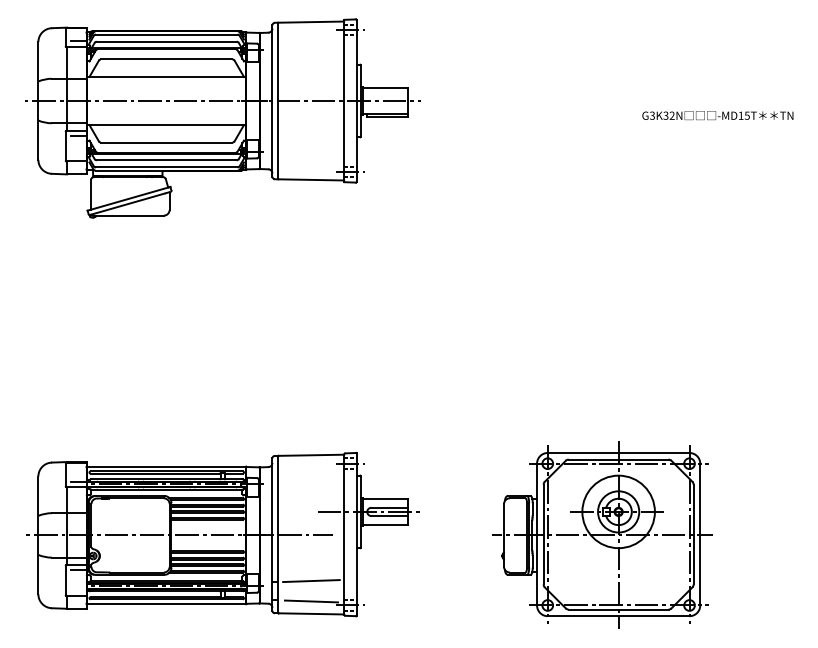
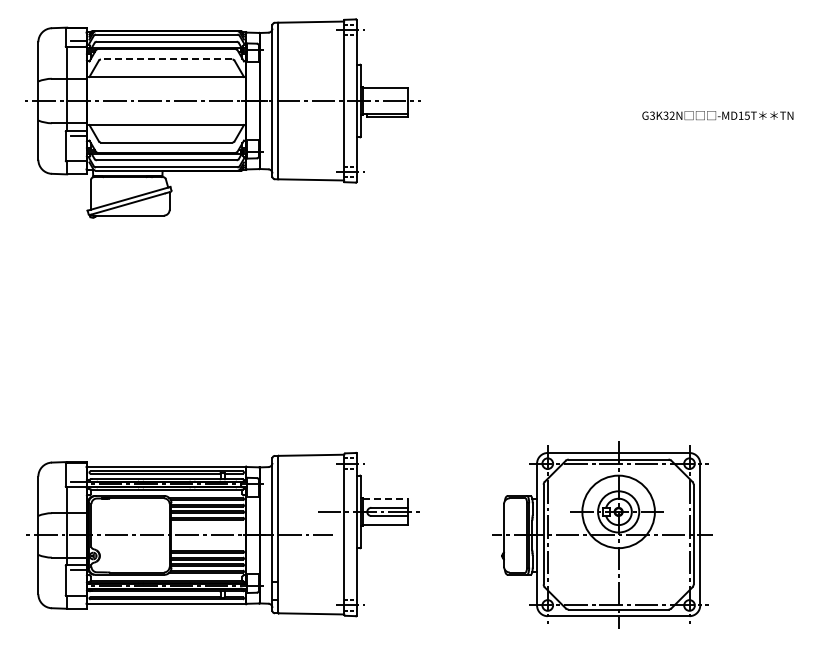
line: solid -> dashed (166, 59)
line: solid -> dashed (385, 498)
line: present -> none (311, 581)
line: present -> none (311, 601)
